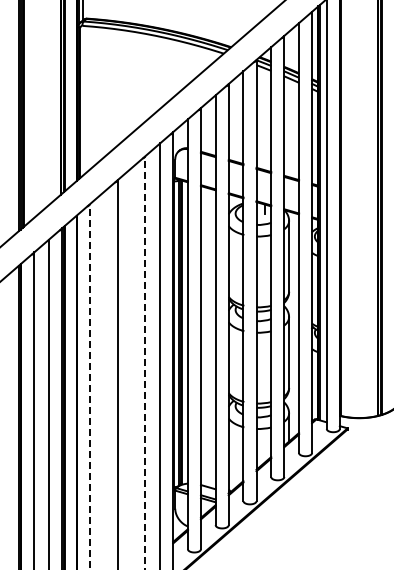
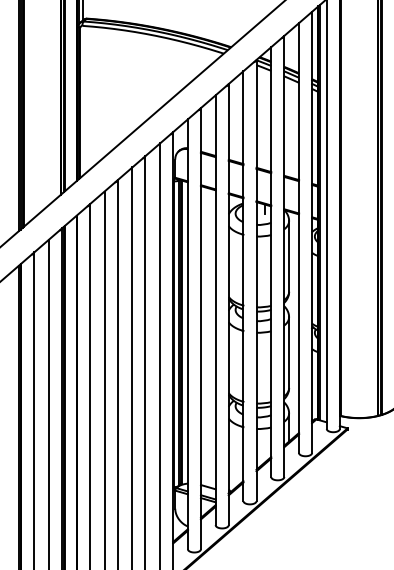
line: dashed -> solid (145, 362)
line: none -> present (132, 366)
line: none -> present (104, 378)
line: dashed -> solid (89, 386)
